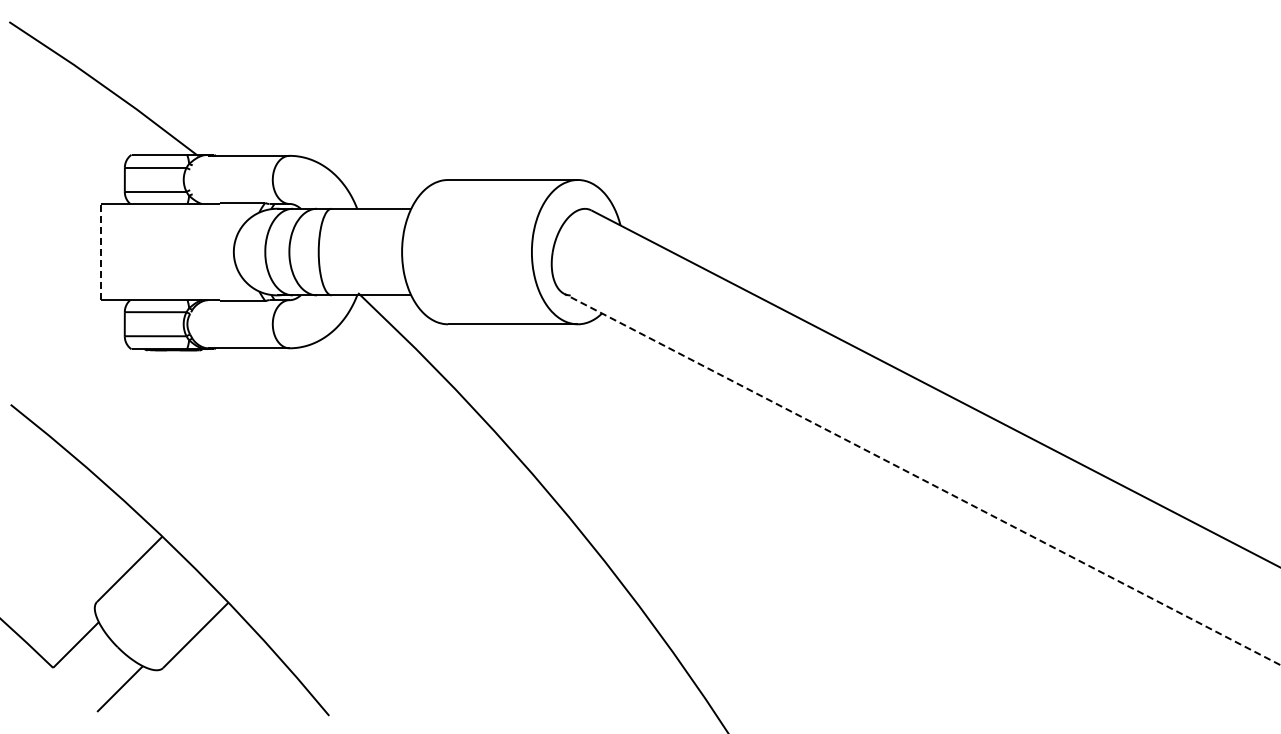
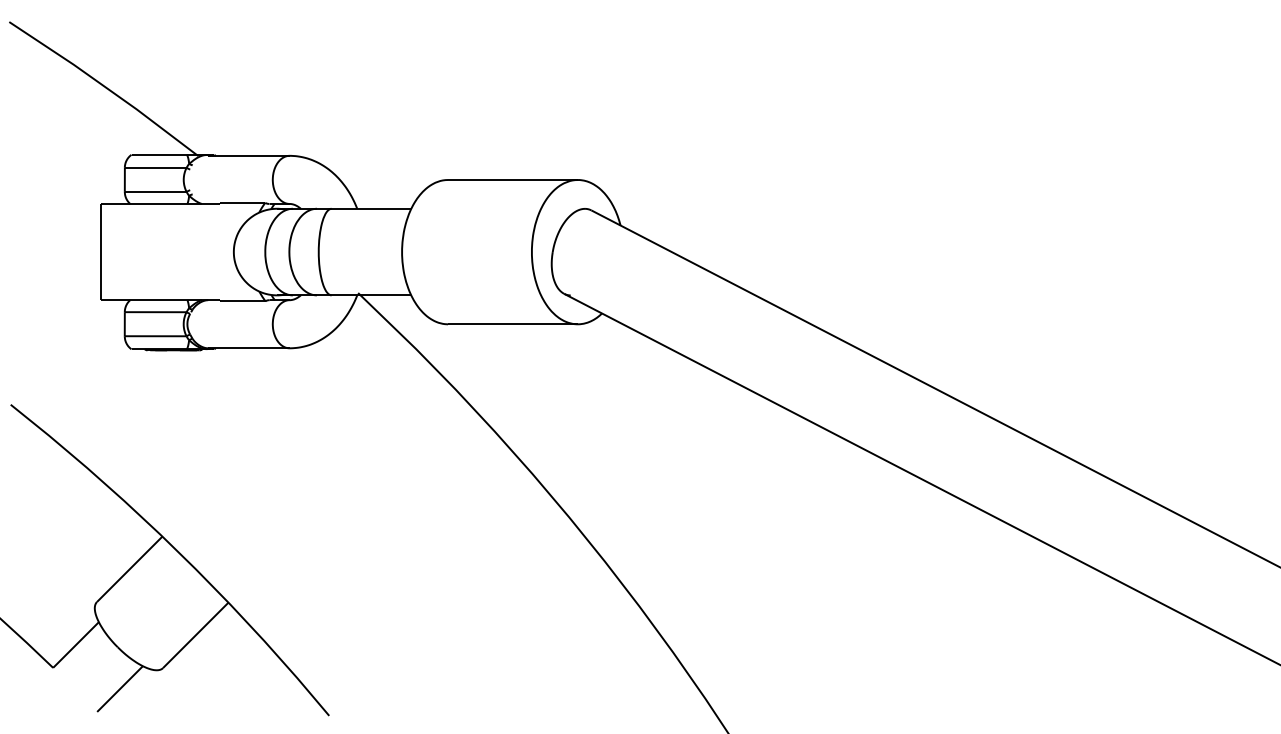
line: dashed -> solid (101, 251)
line: dashed -> solid (921, 479)
